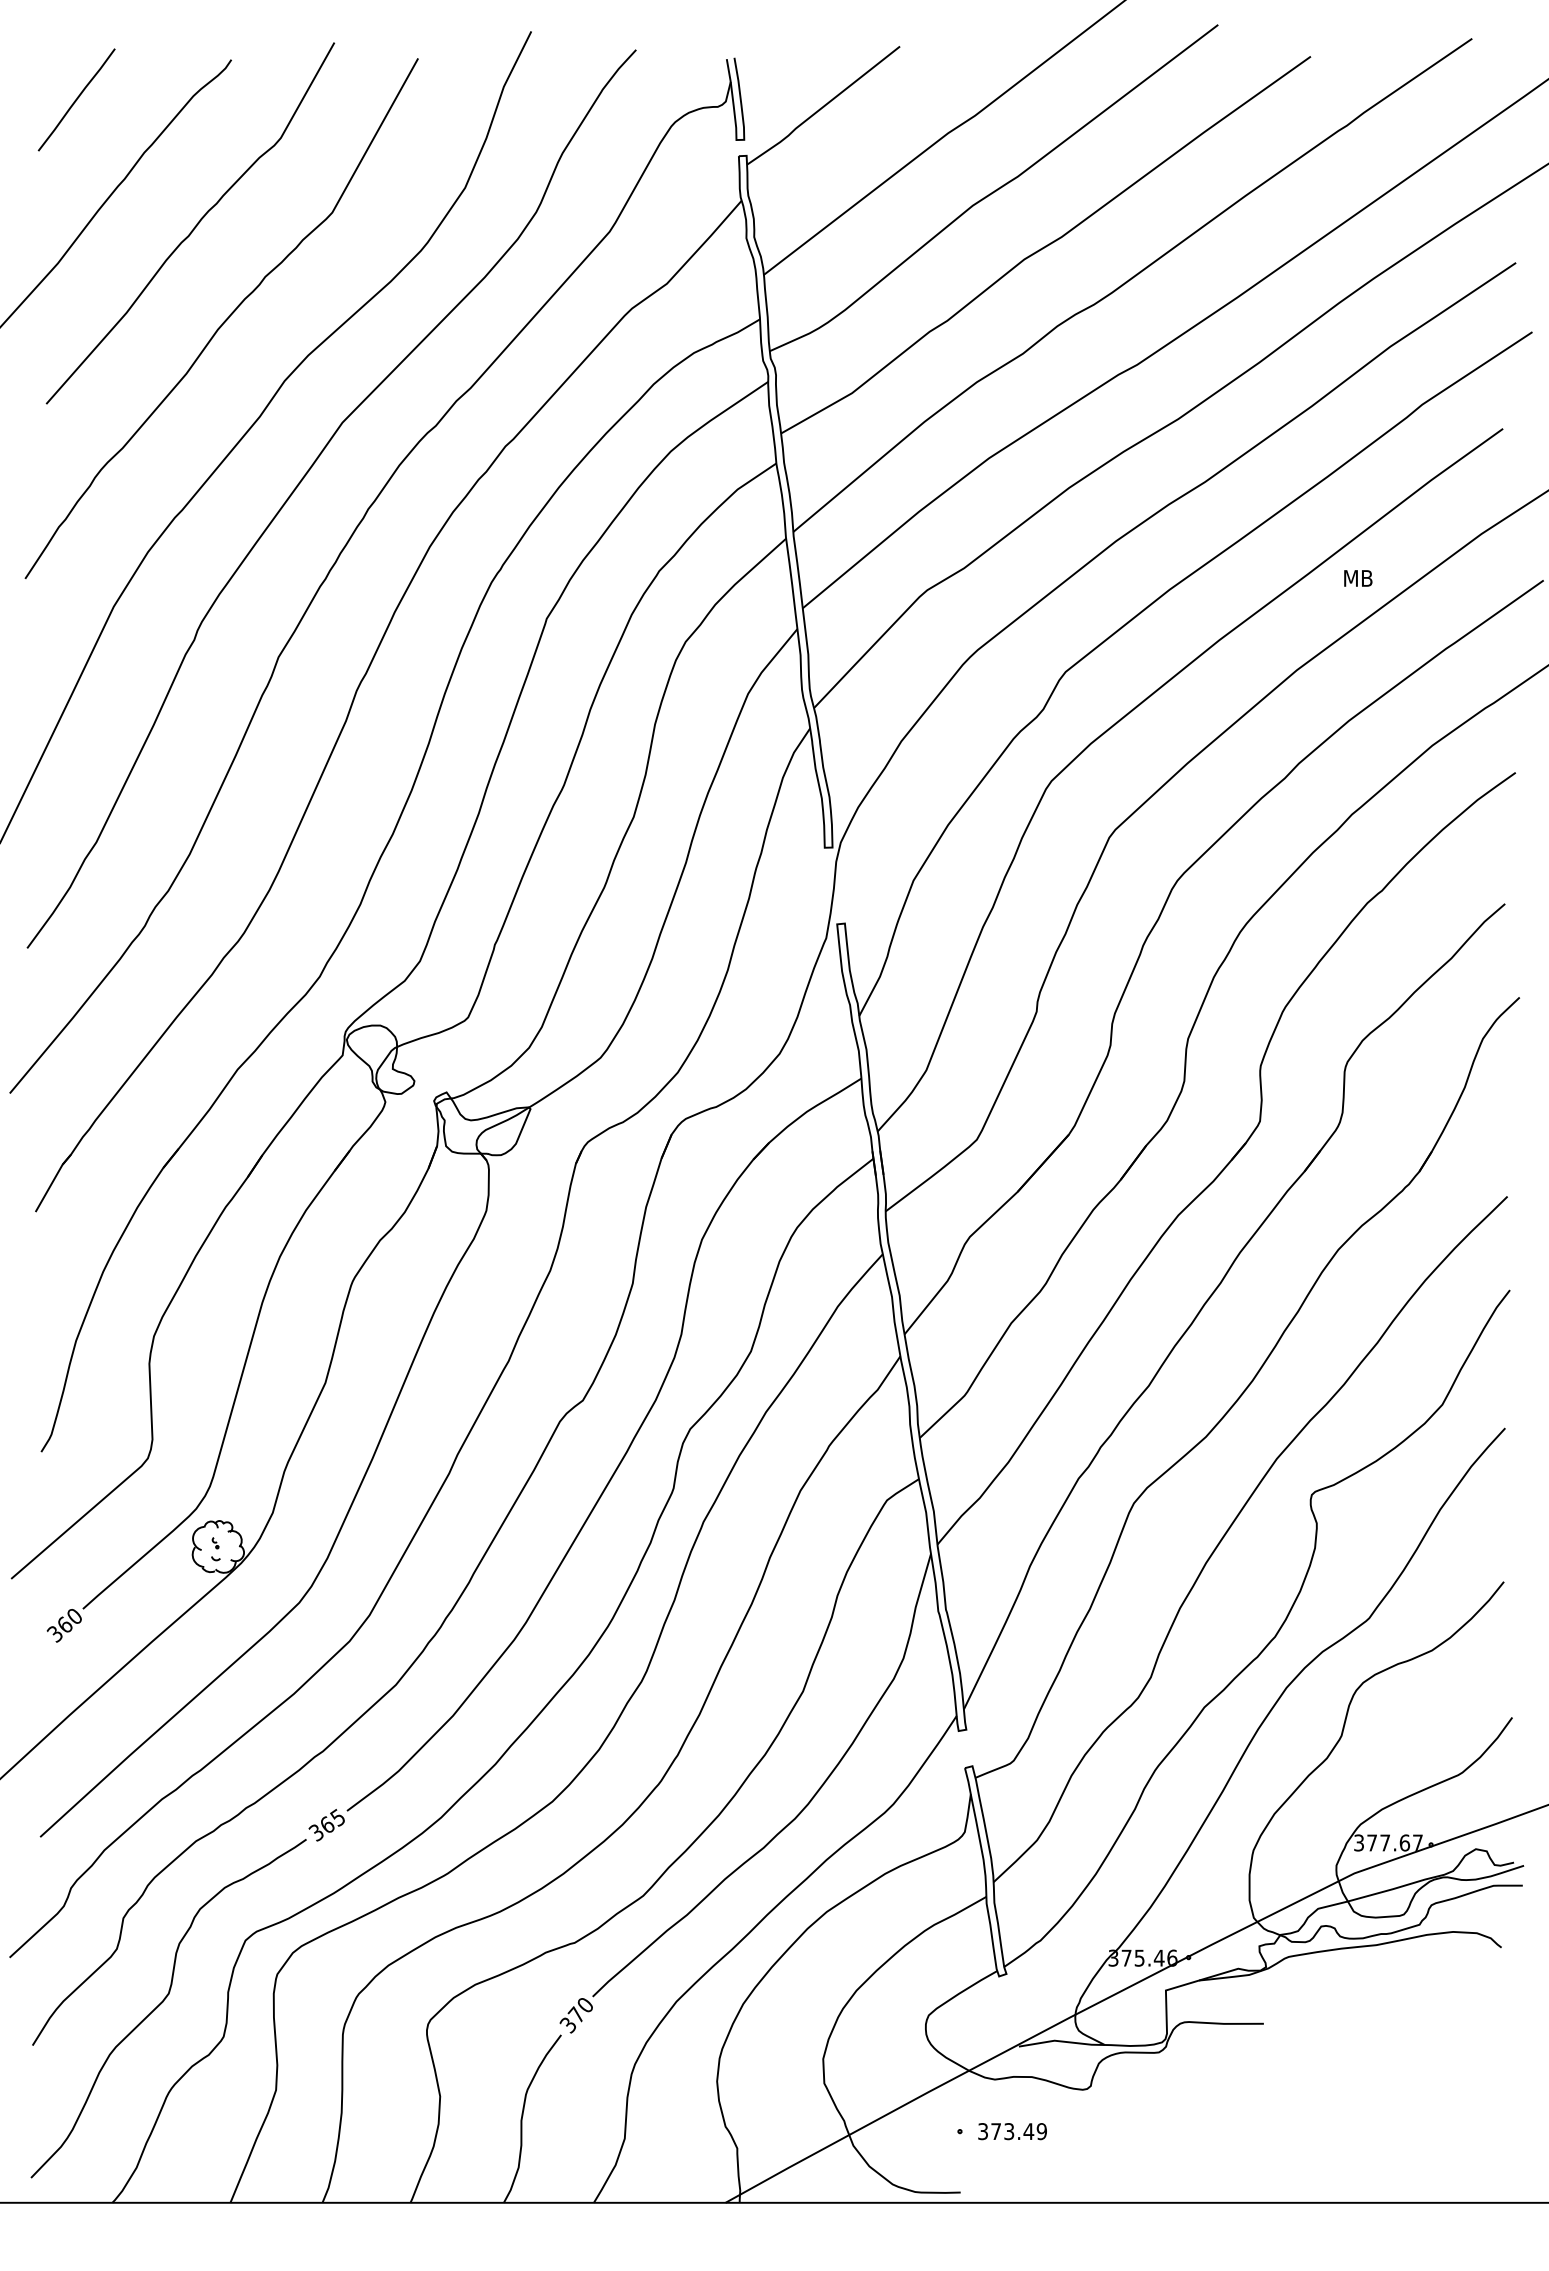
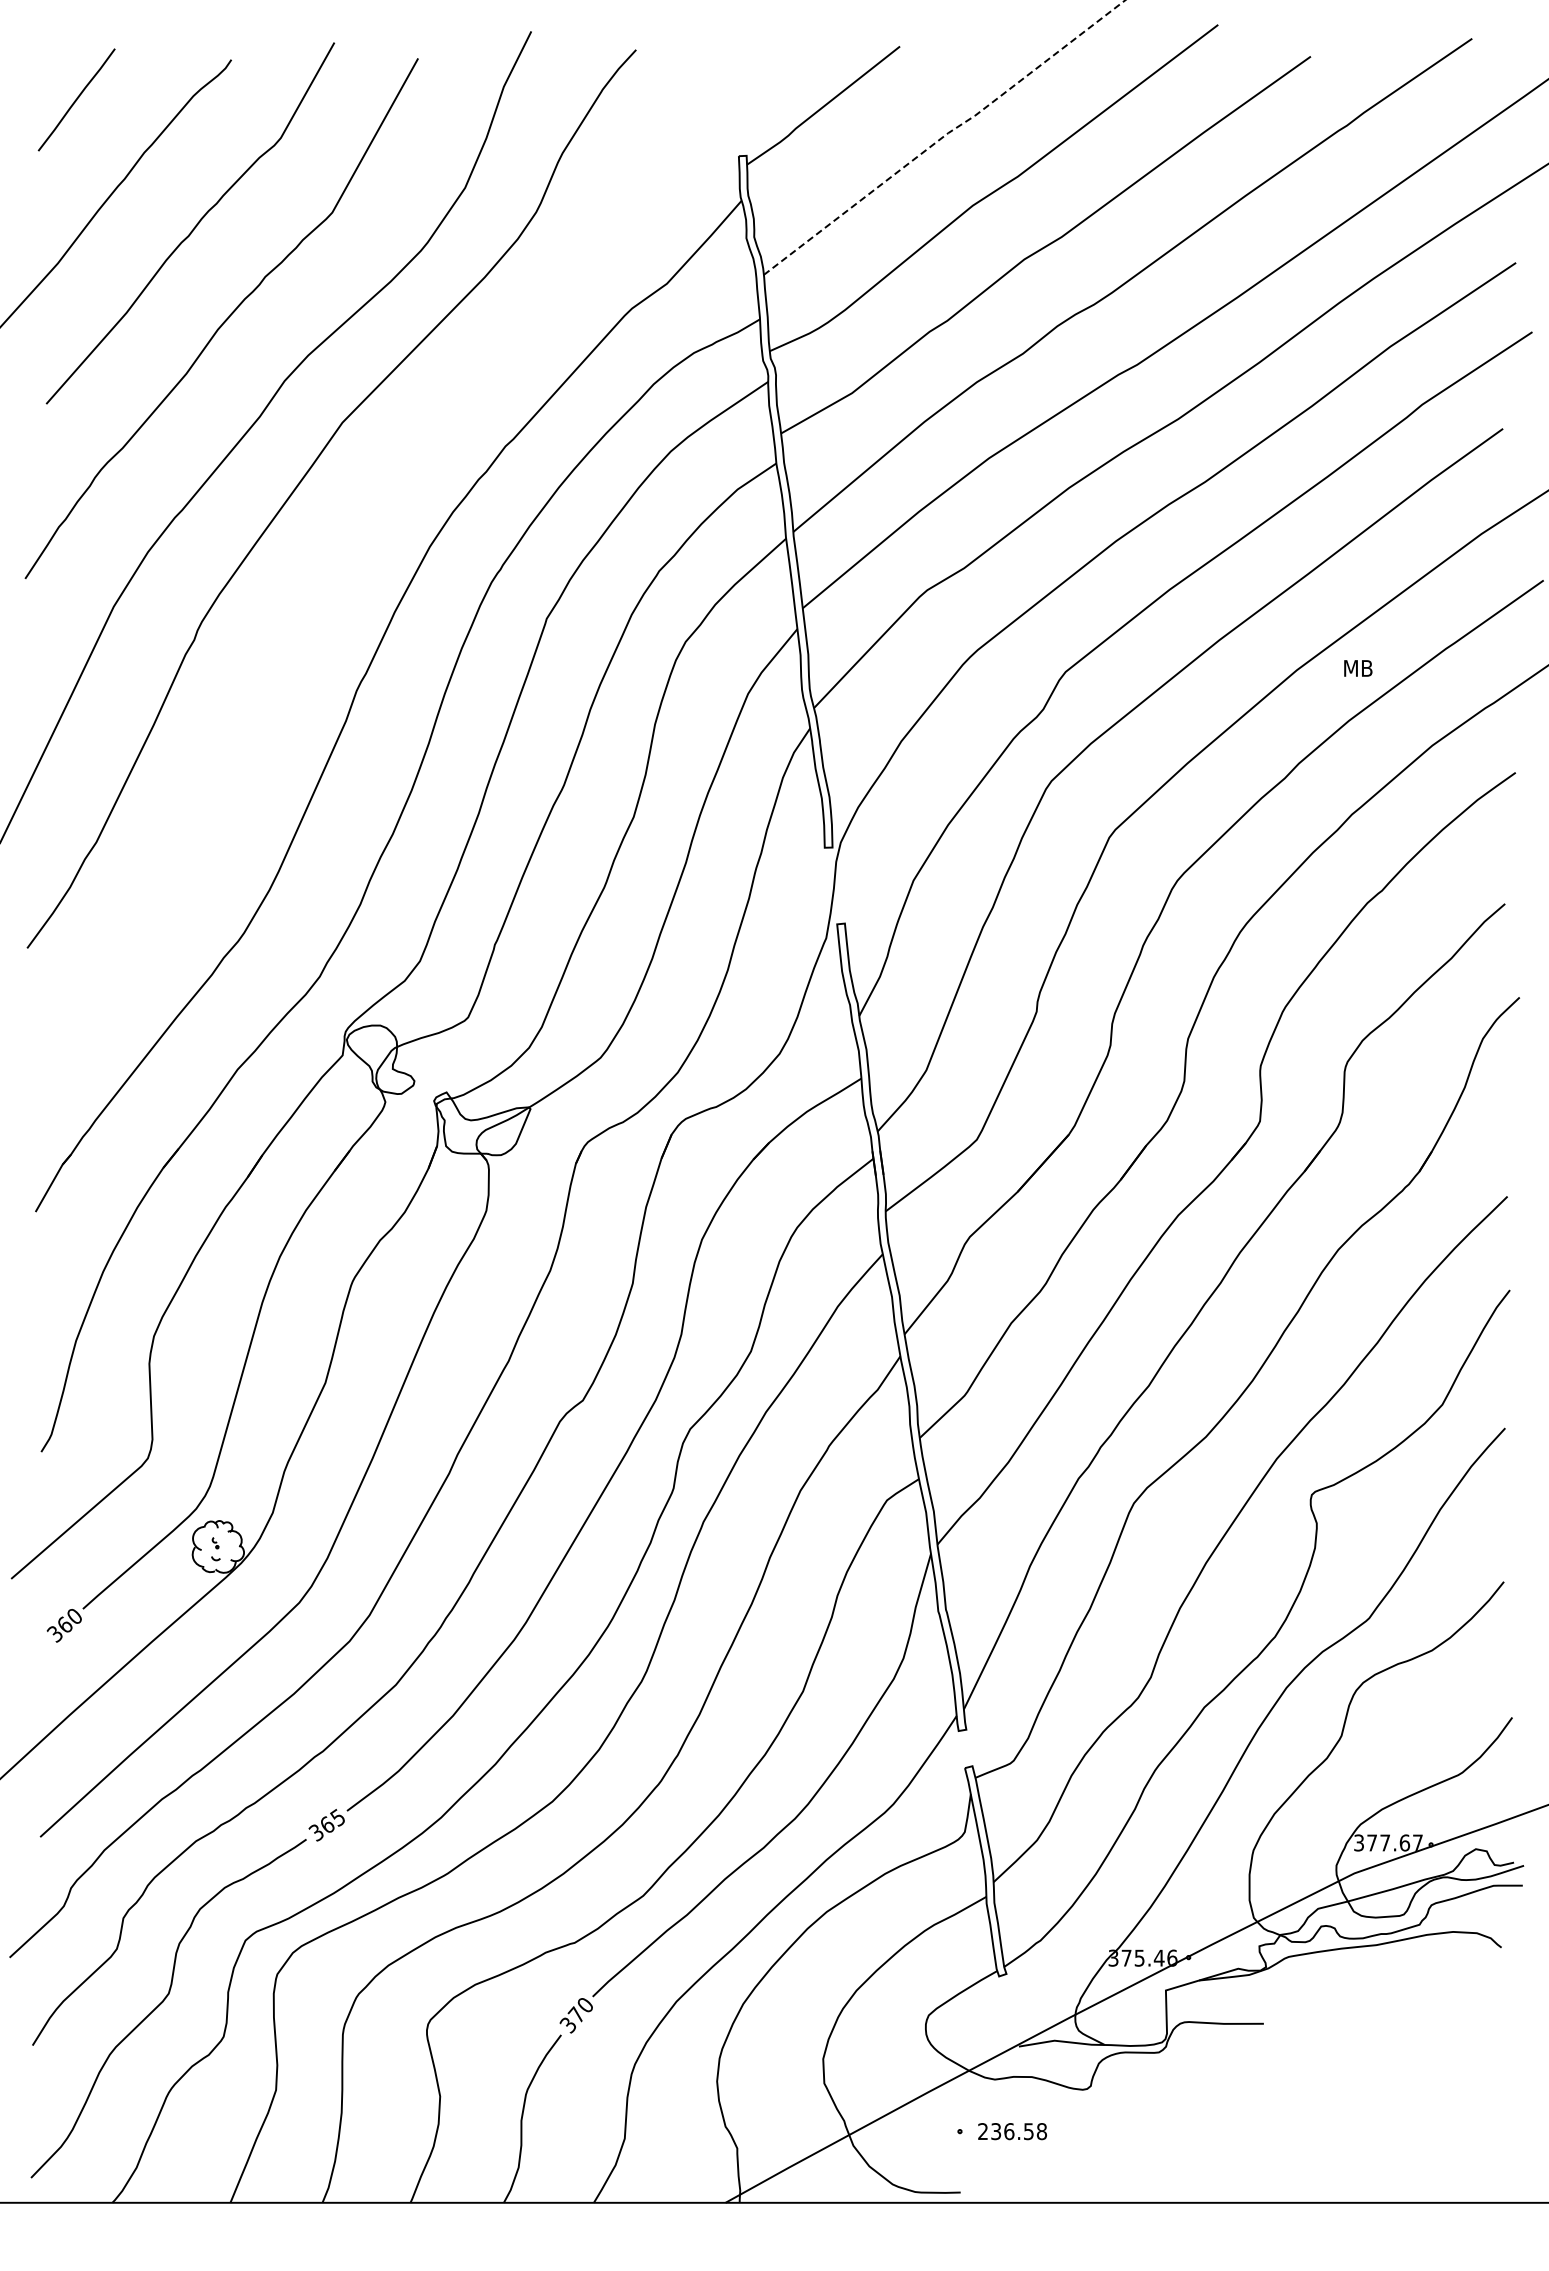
line: solid -> dashed (945, 135)
part: present -> none (342, 552)
text position: (1358, 578) -> (1358, 668) (1358, 668)
text: 373.49 -> 236.58 (1012, 2131)
